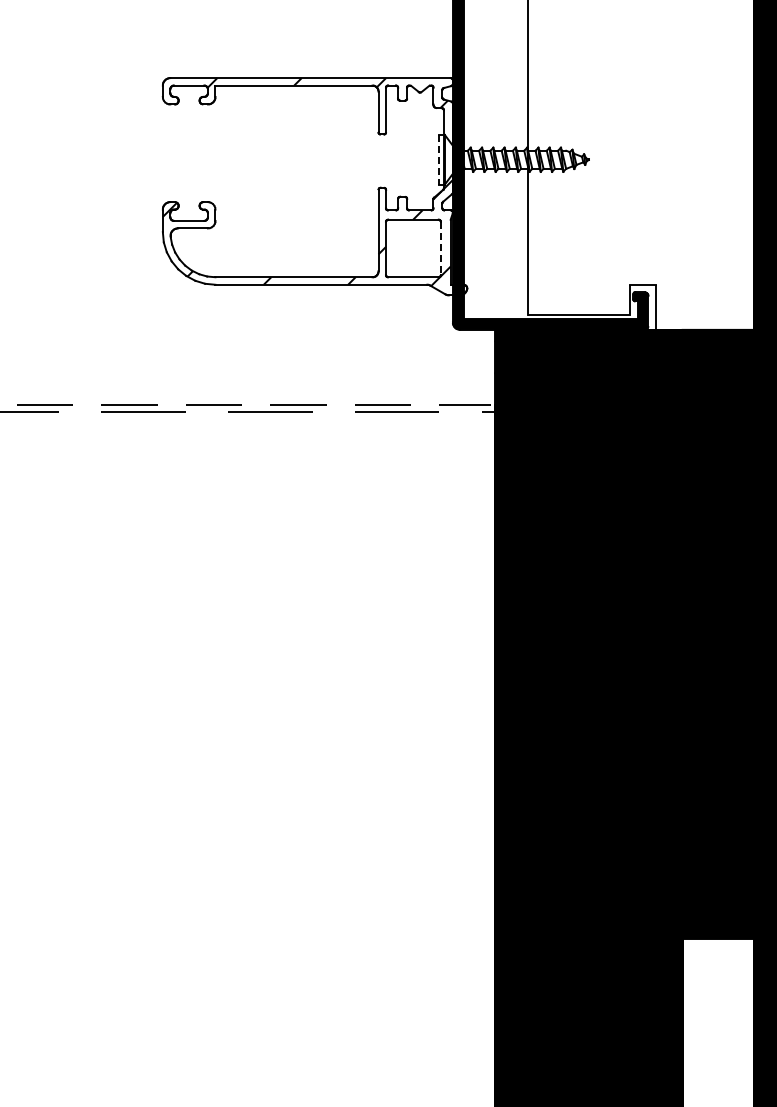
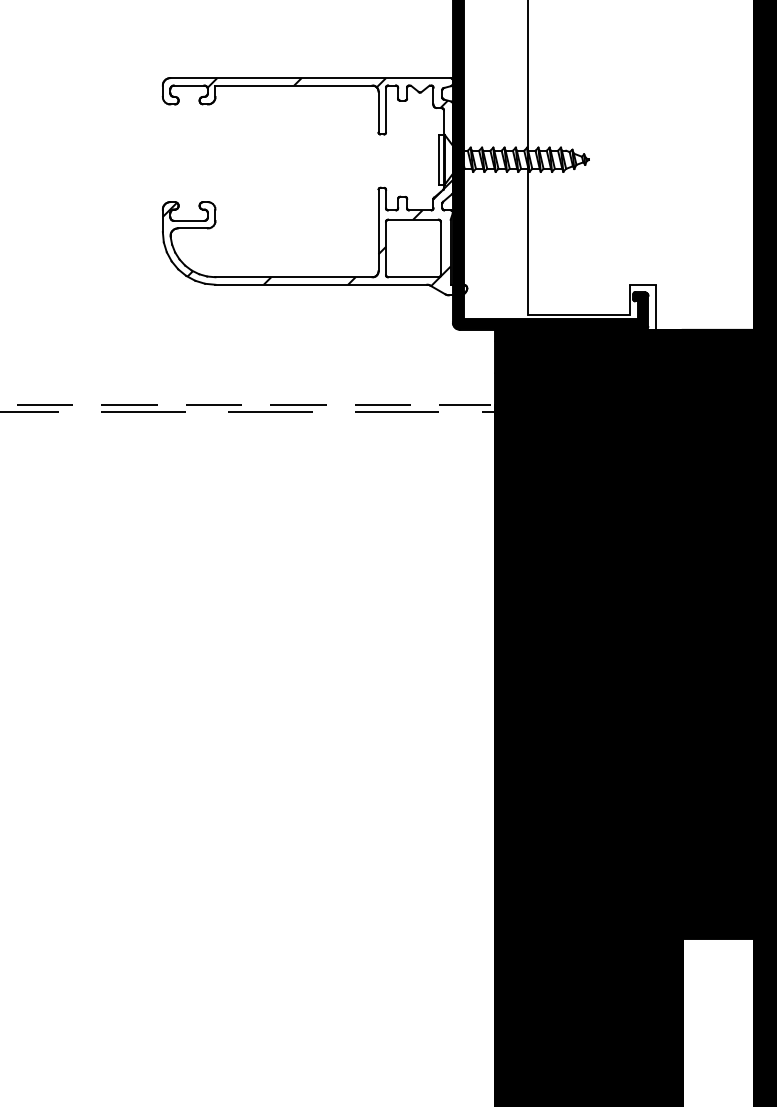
line: dashed -> solid (438, 160)
line: dashed -> solid (440, 249)
